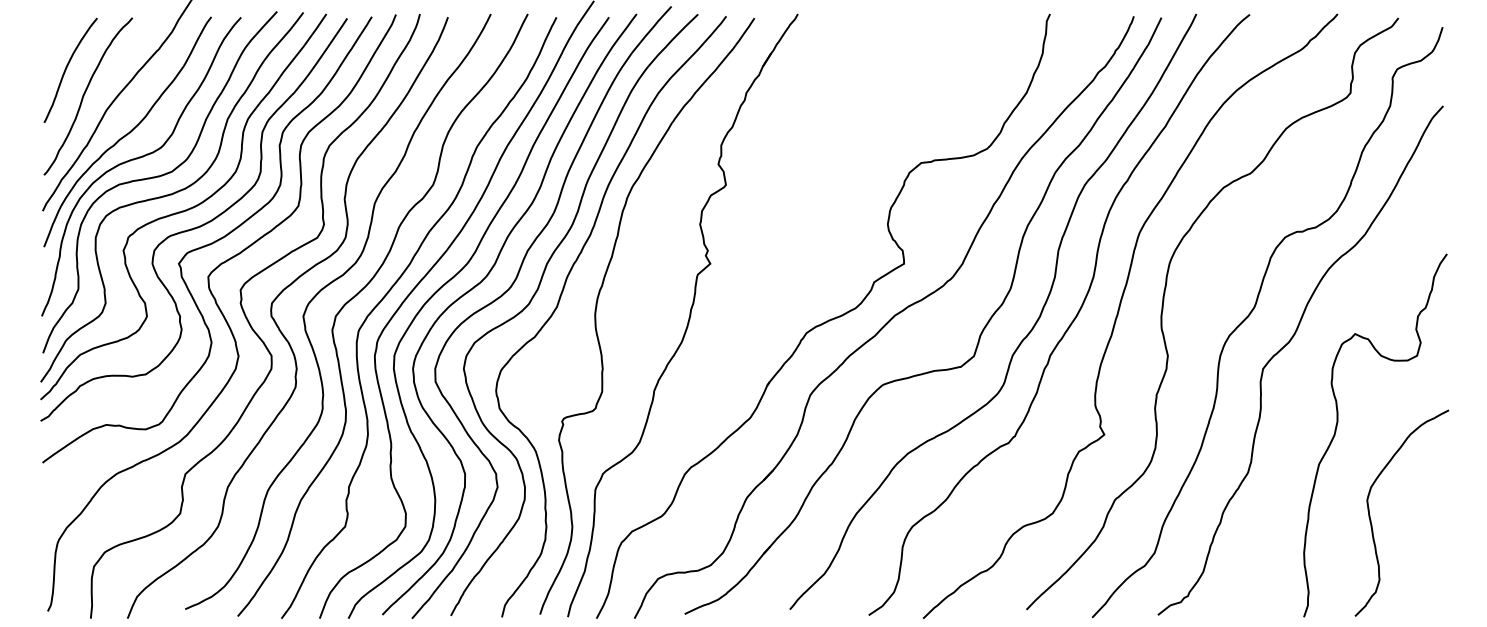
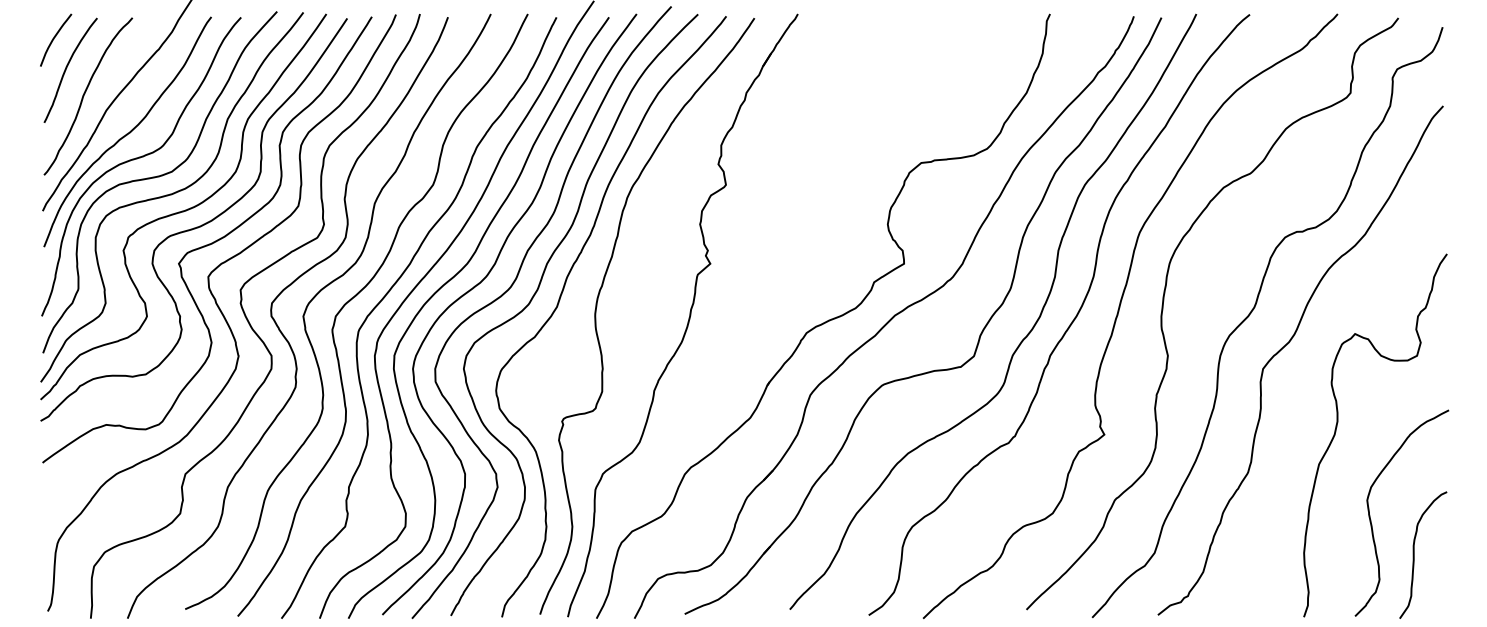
curve: none -> present (54, 39)
curve: none -> present (1414, 554)
